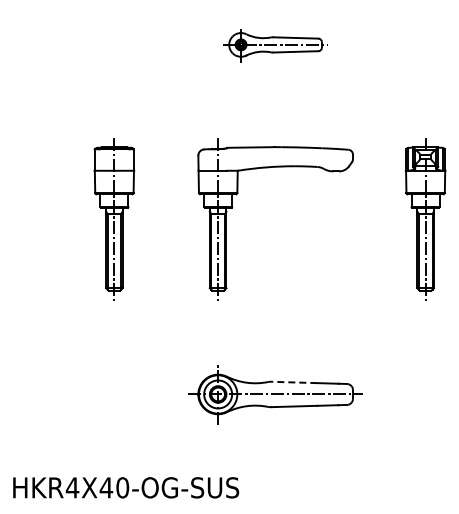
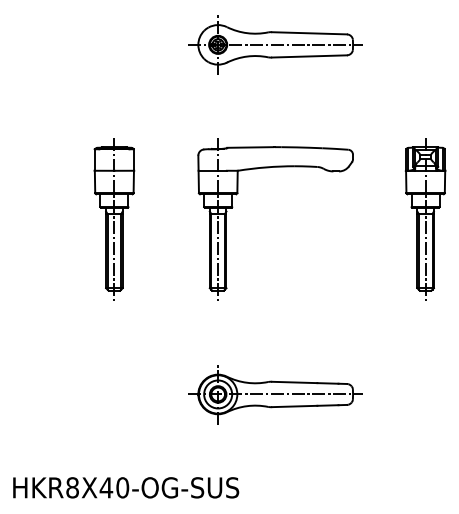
part size: 105x34 px -> 175x60 px (275, 44)
line: dashed -> solid (294, 382)
text: HKR4X40-OG-SUS -> HKR8X40-OG-SUS (72, 487)
